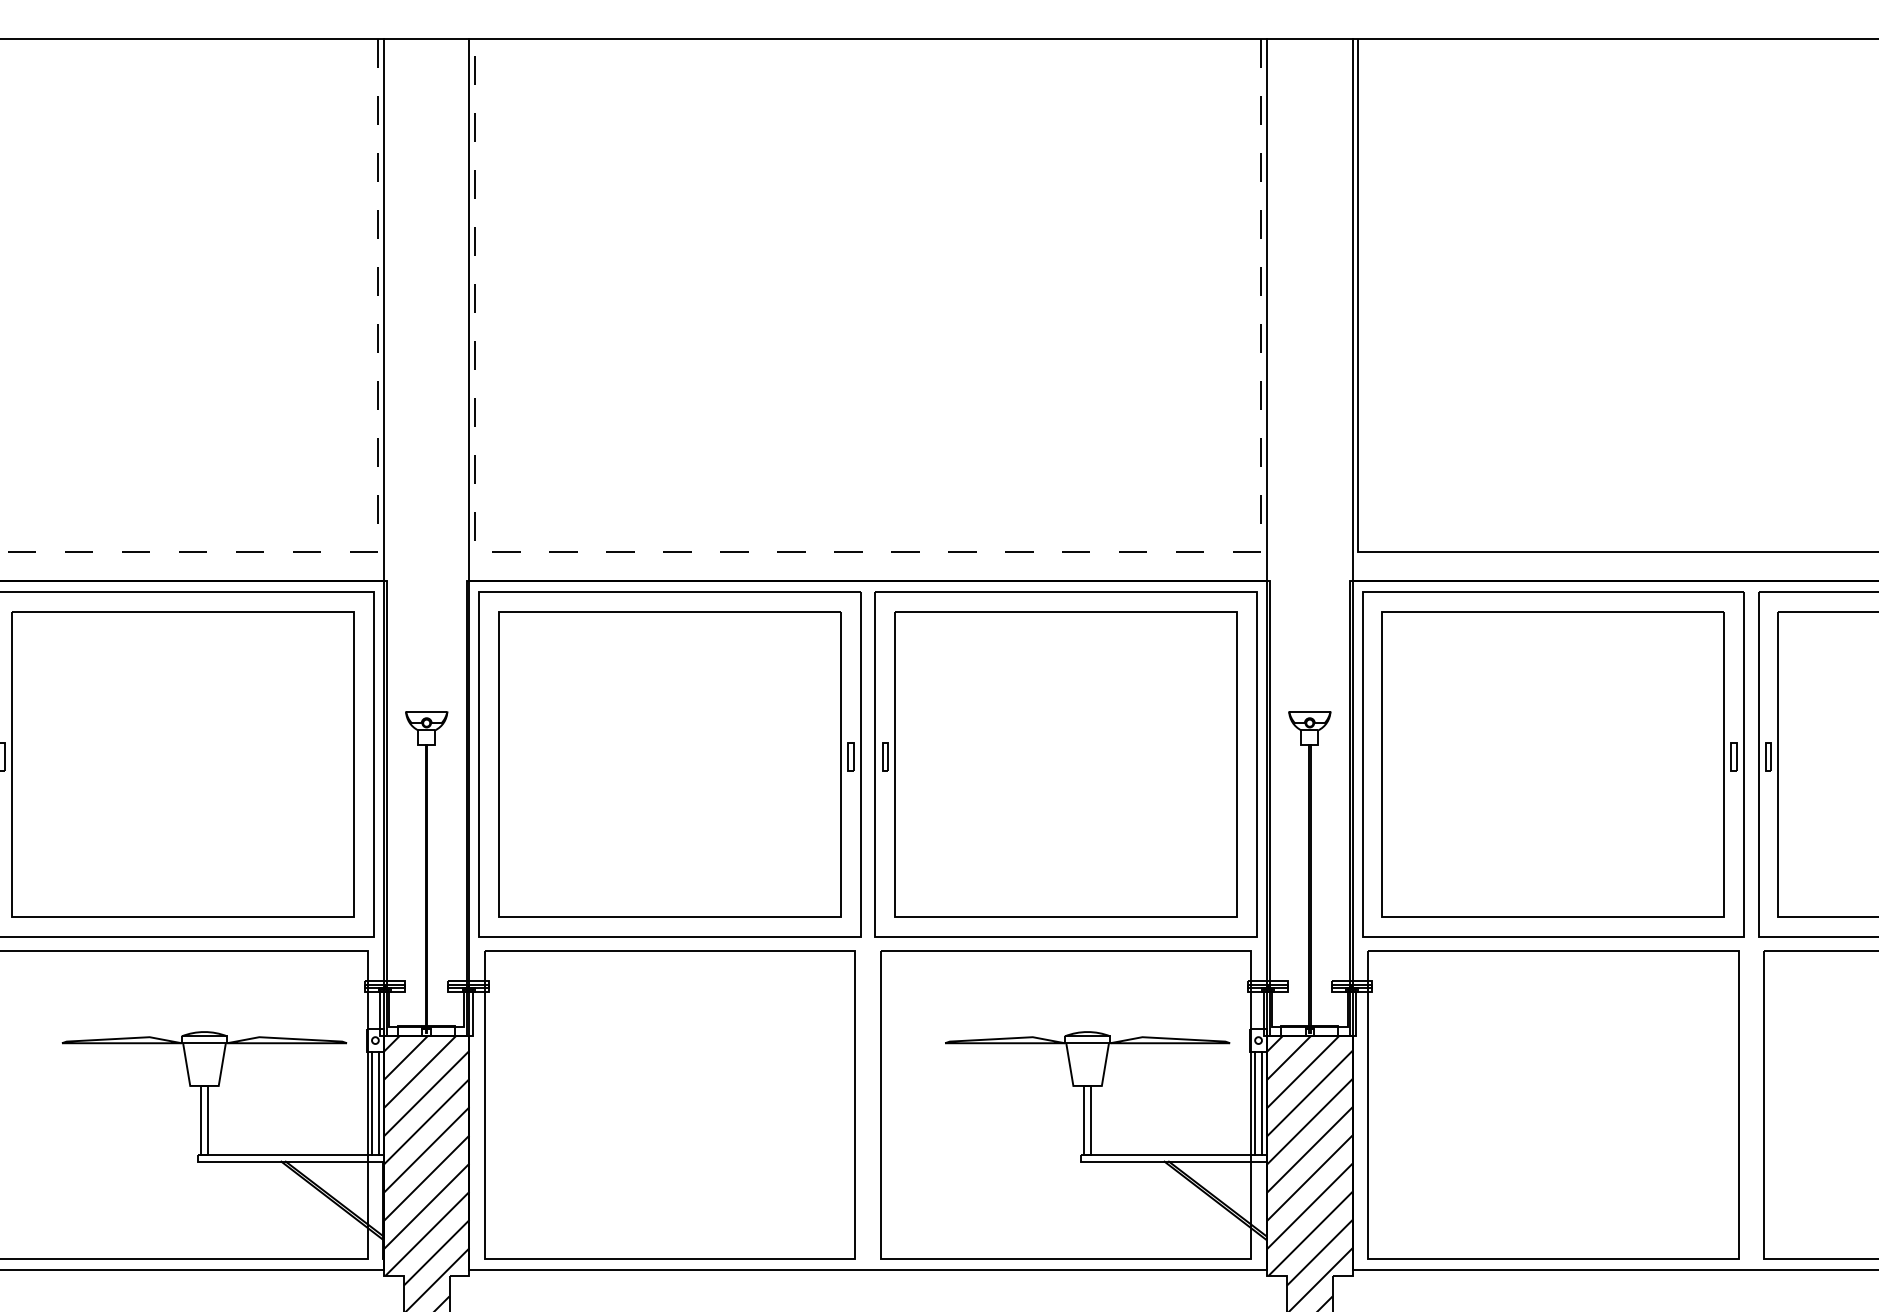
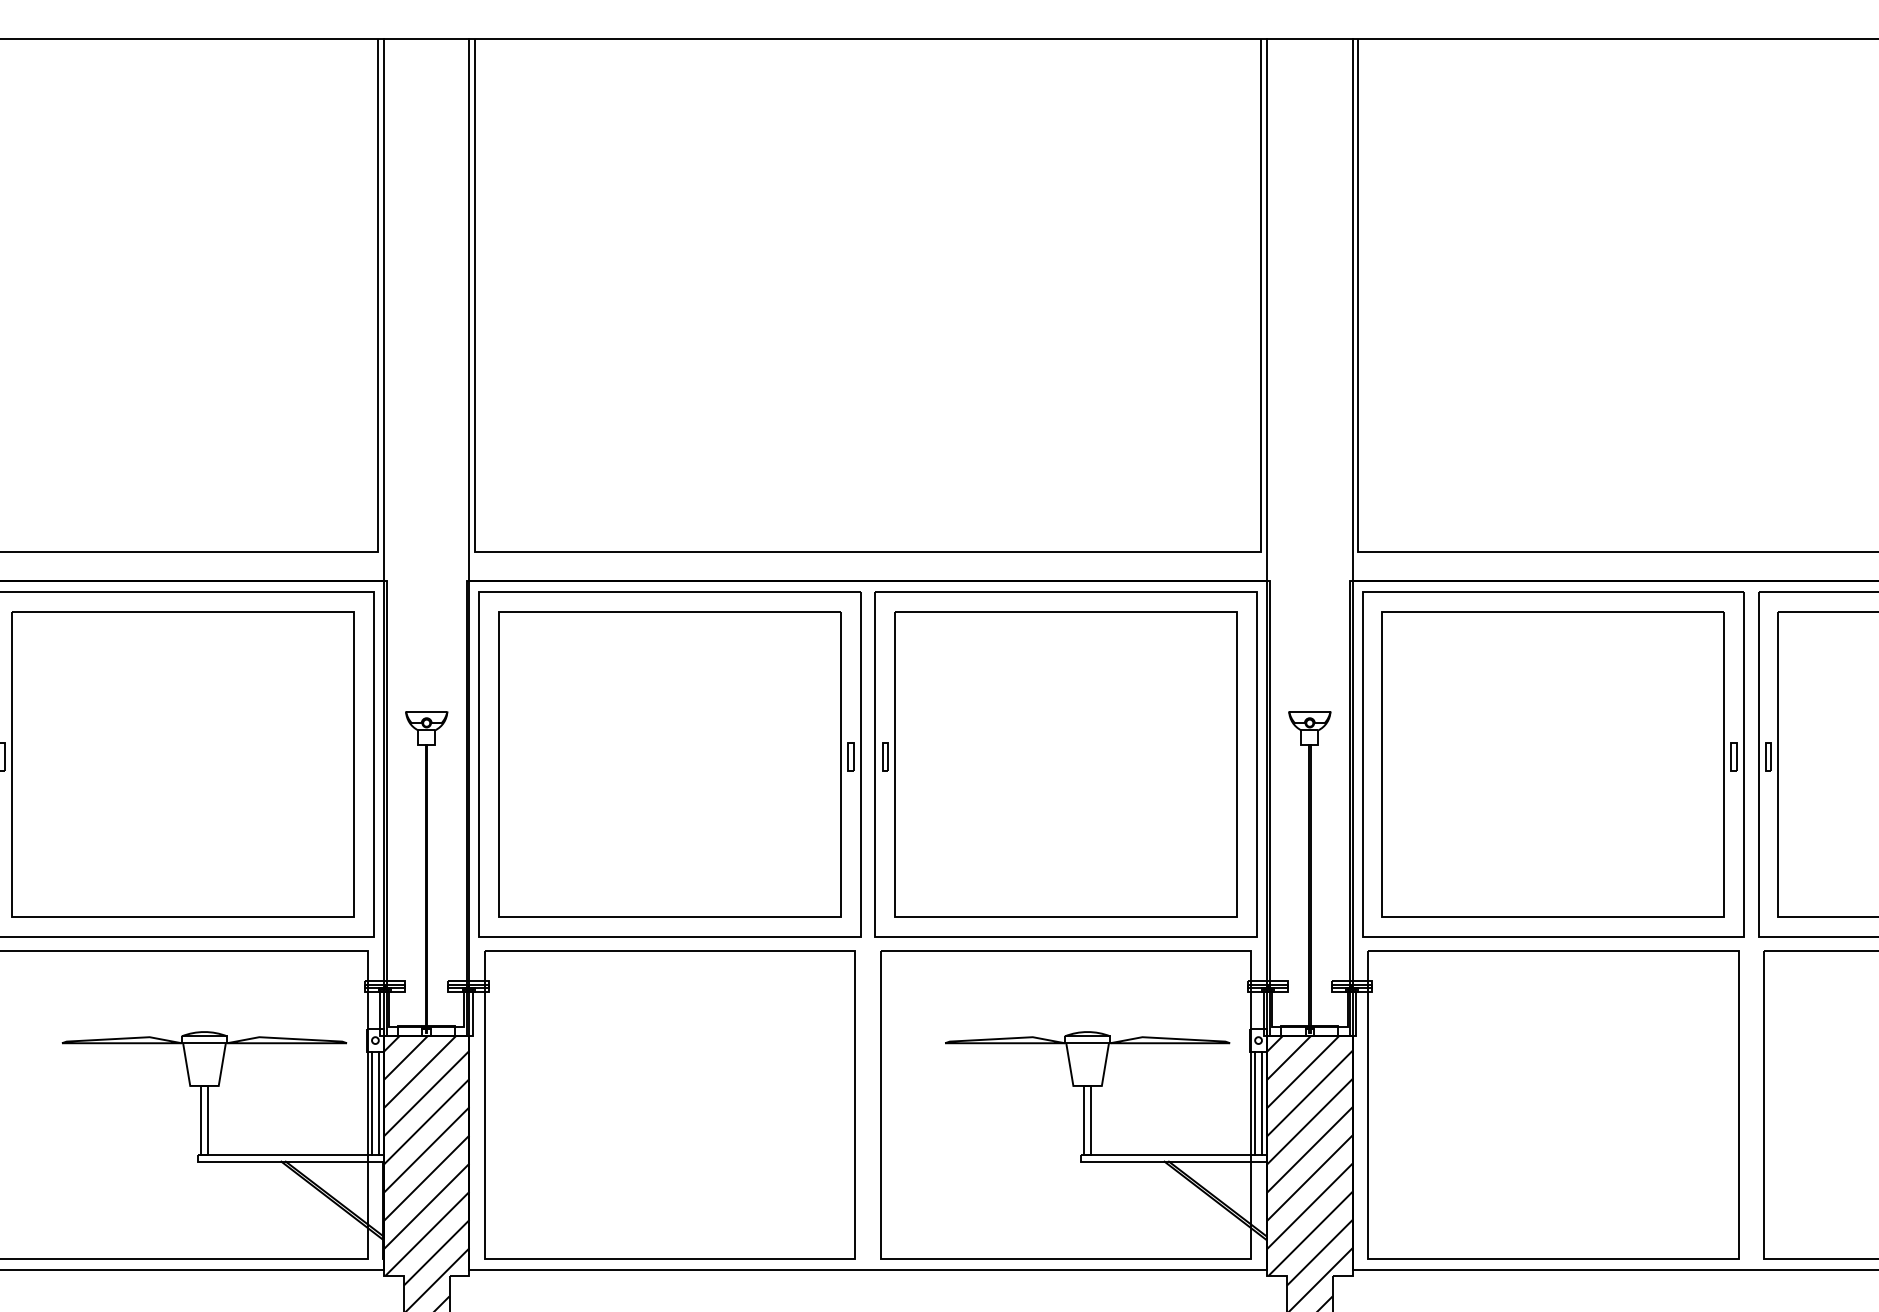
line: dashed -> solid (378, 485)
line: dashed -> solid (867, 552)
